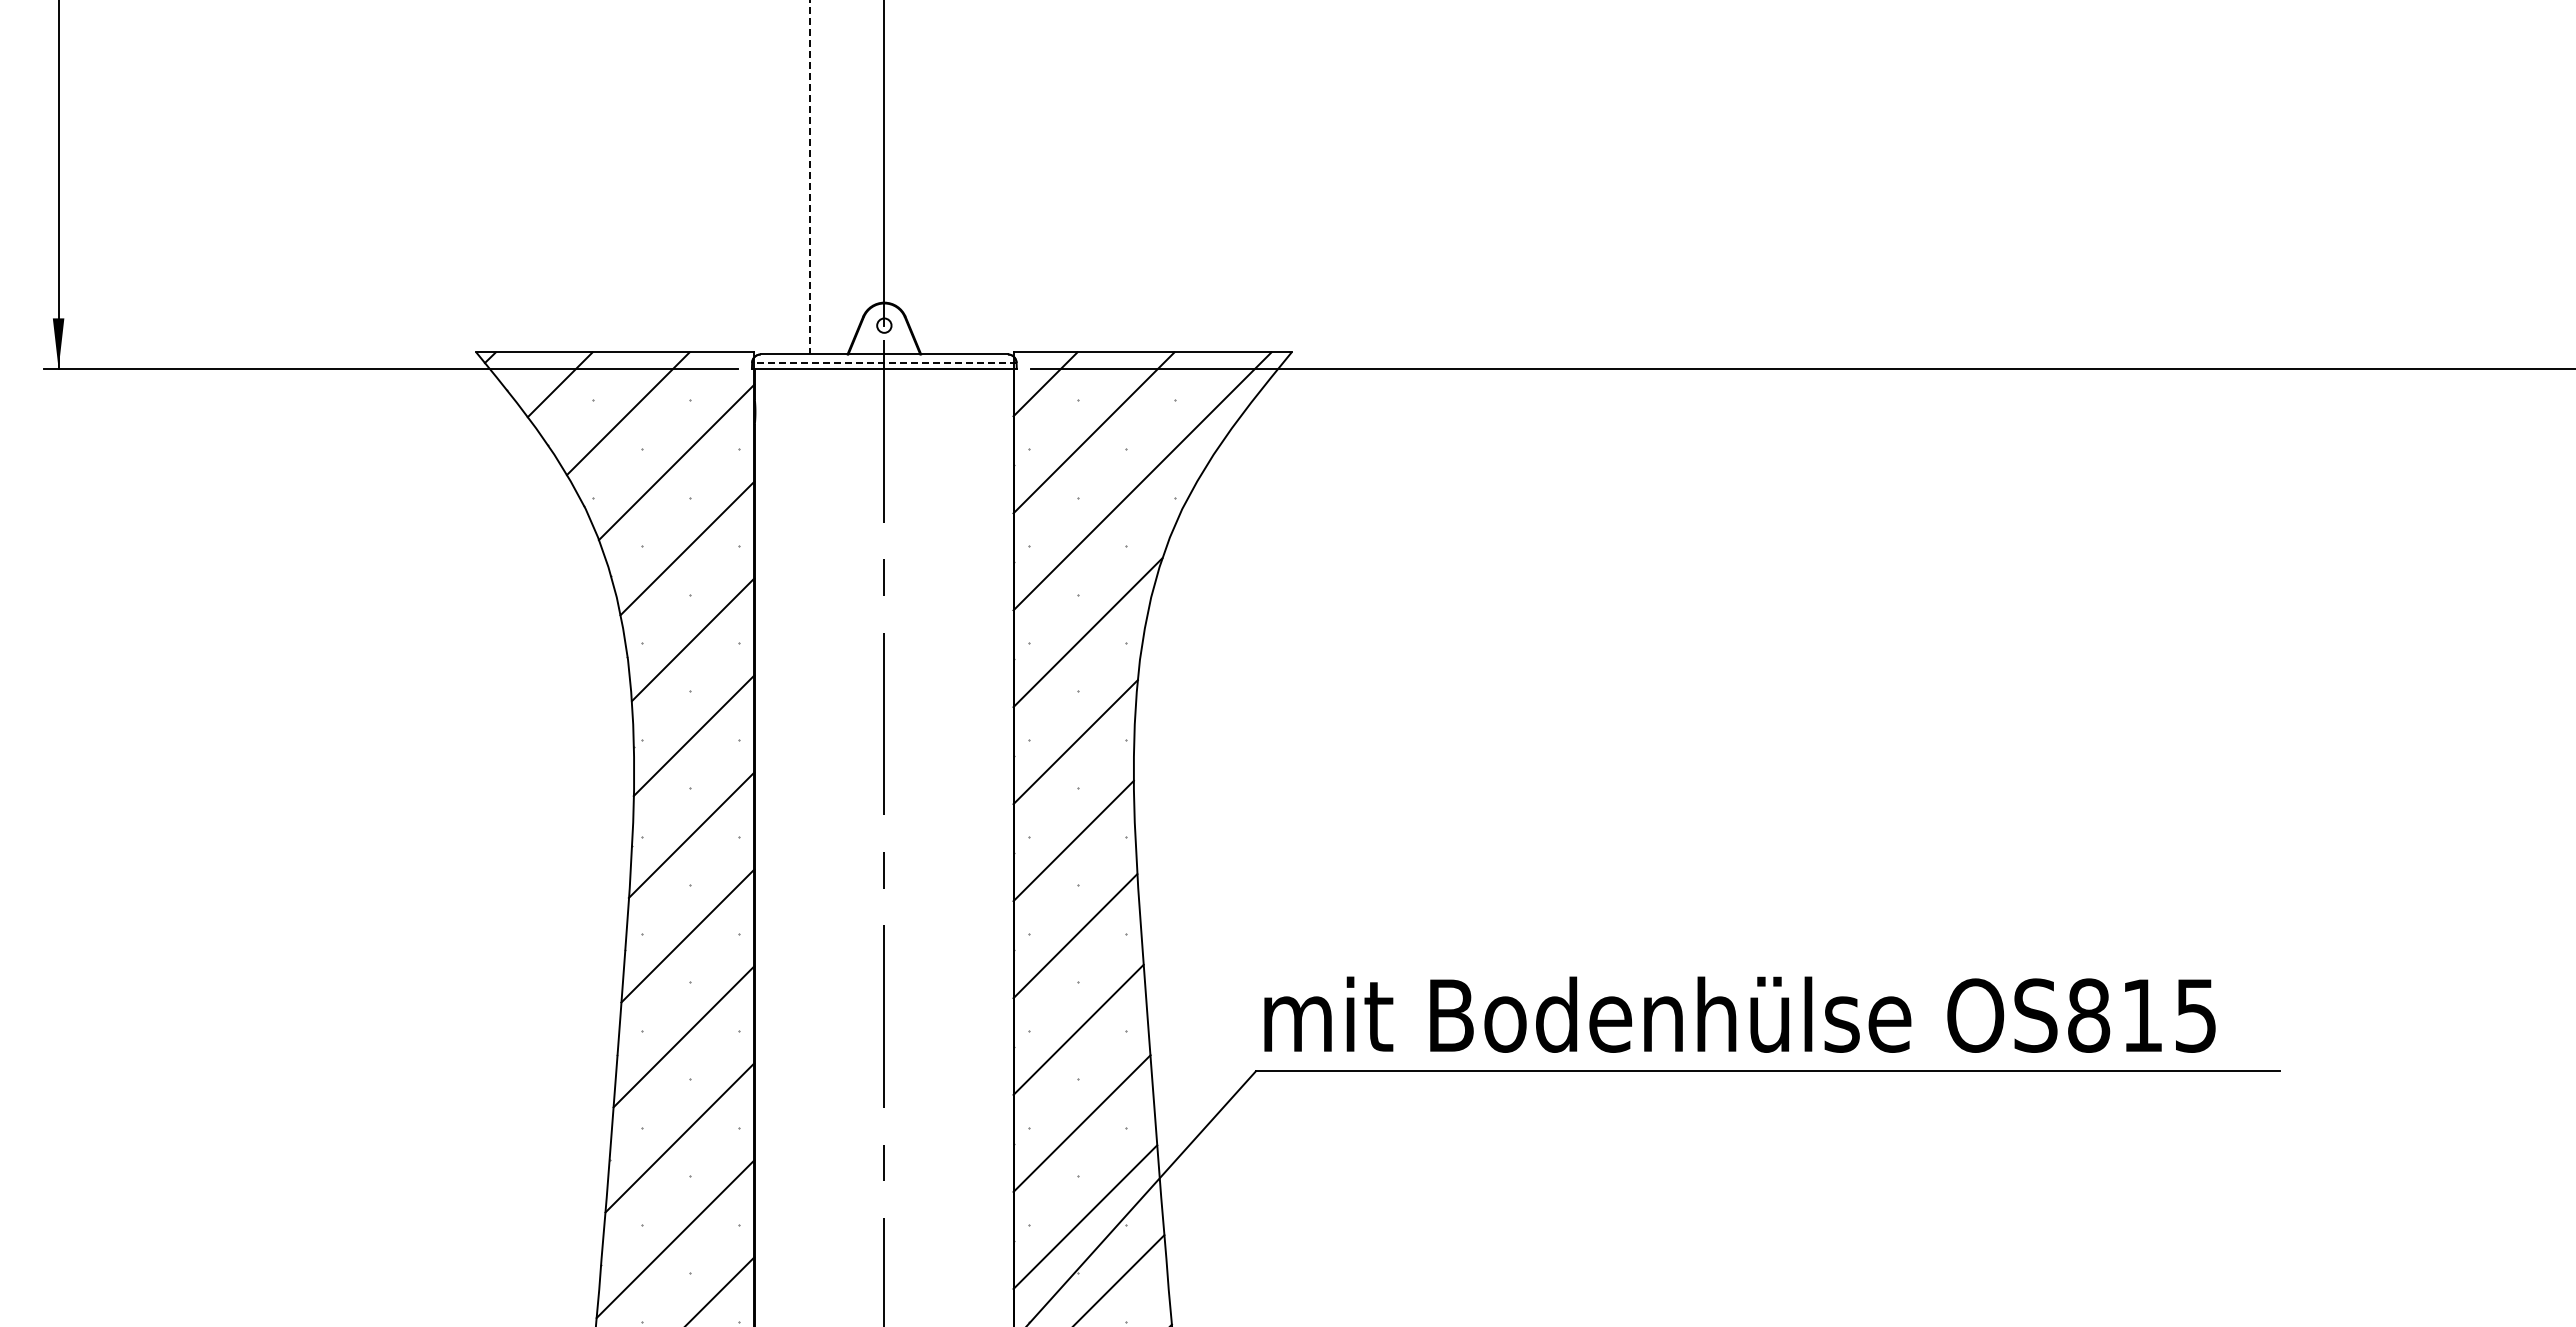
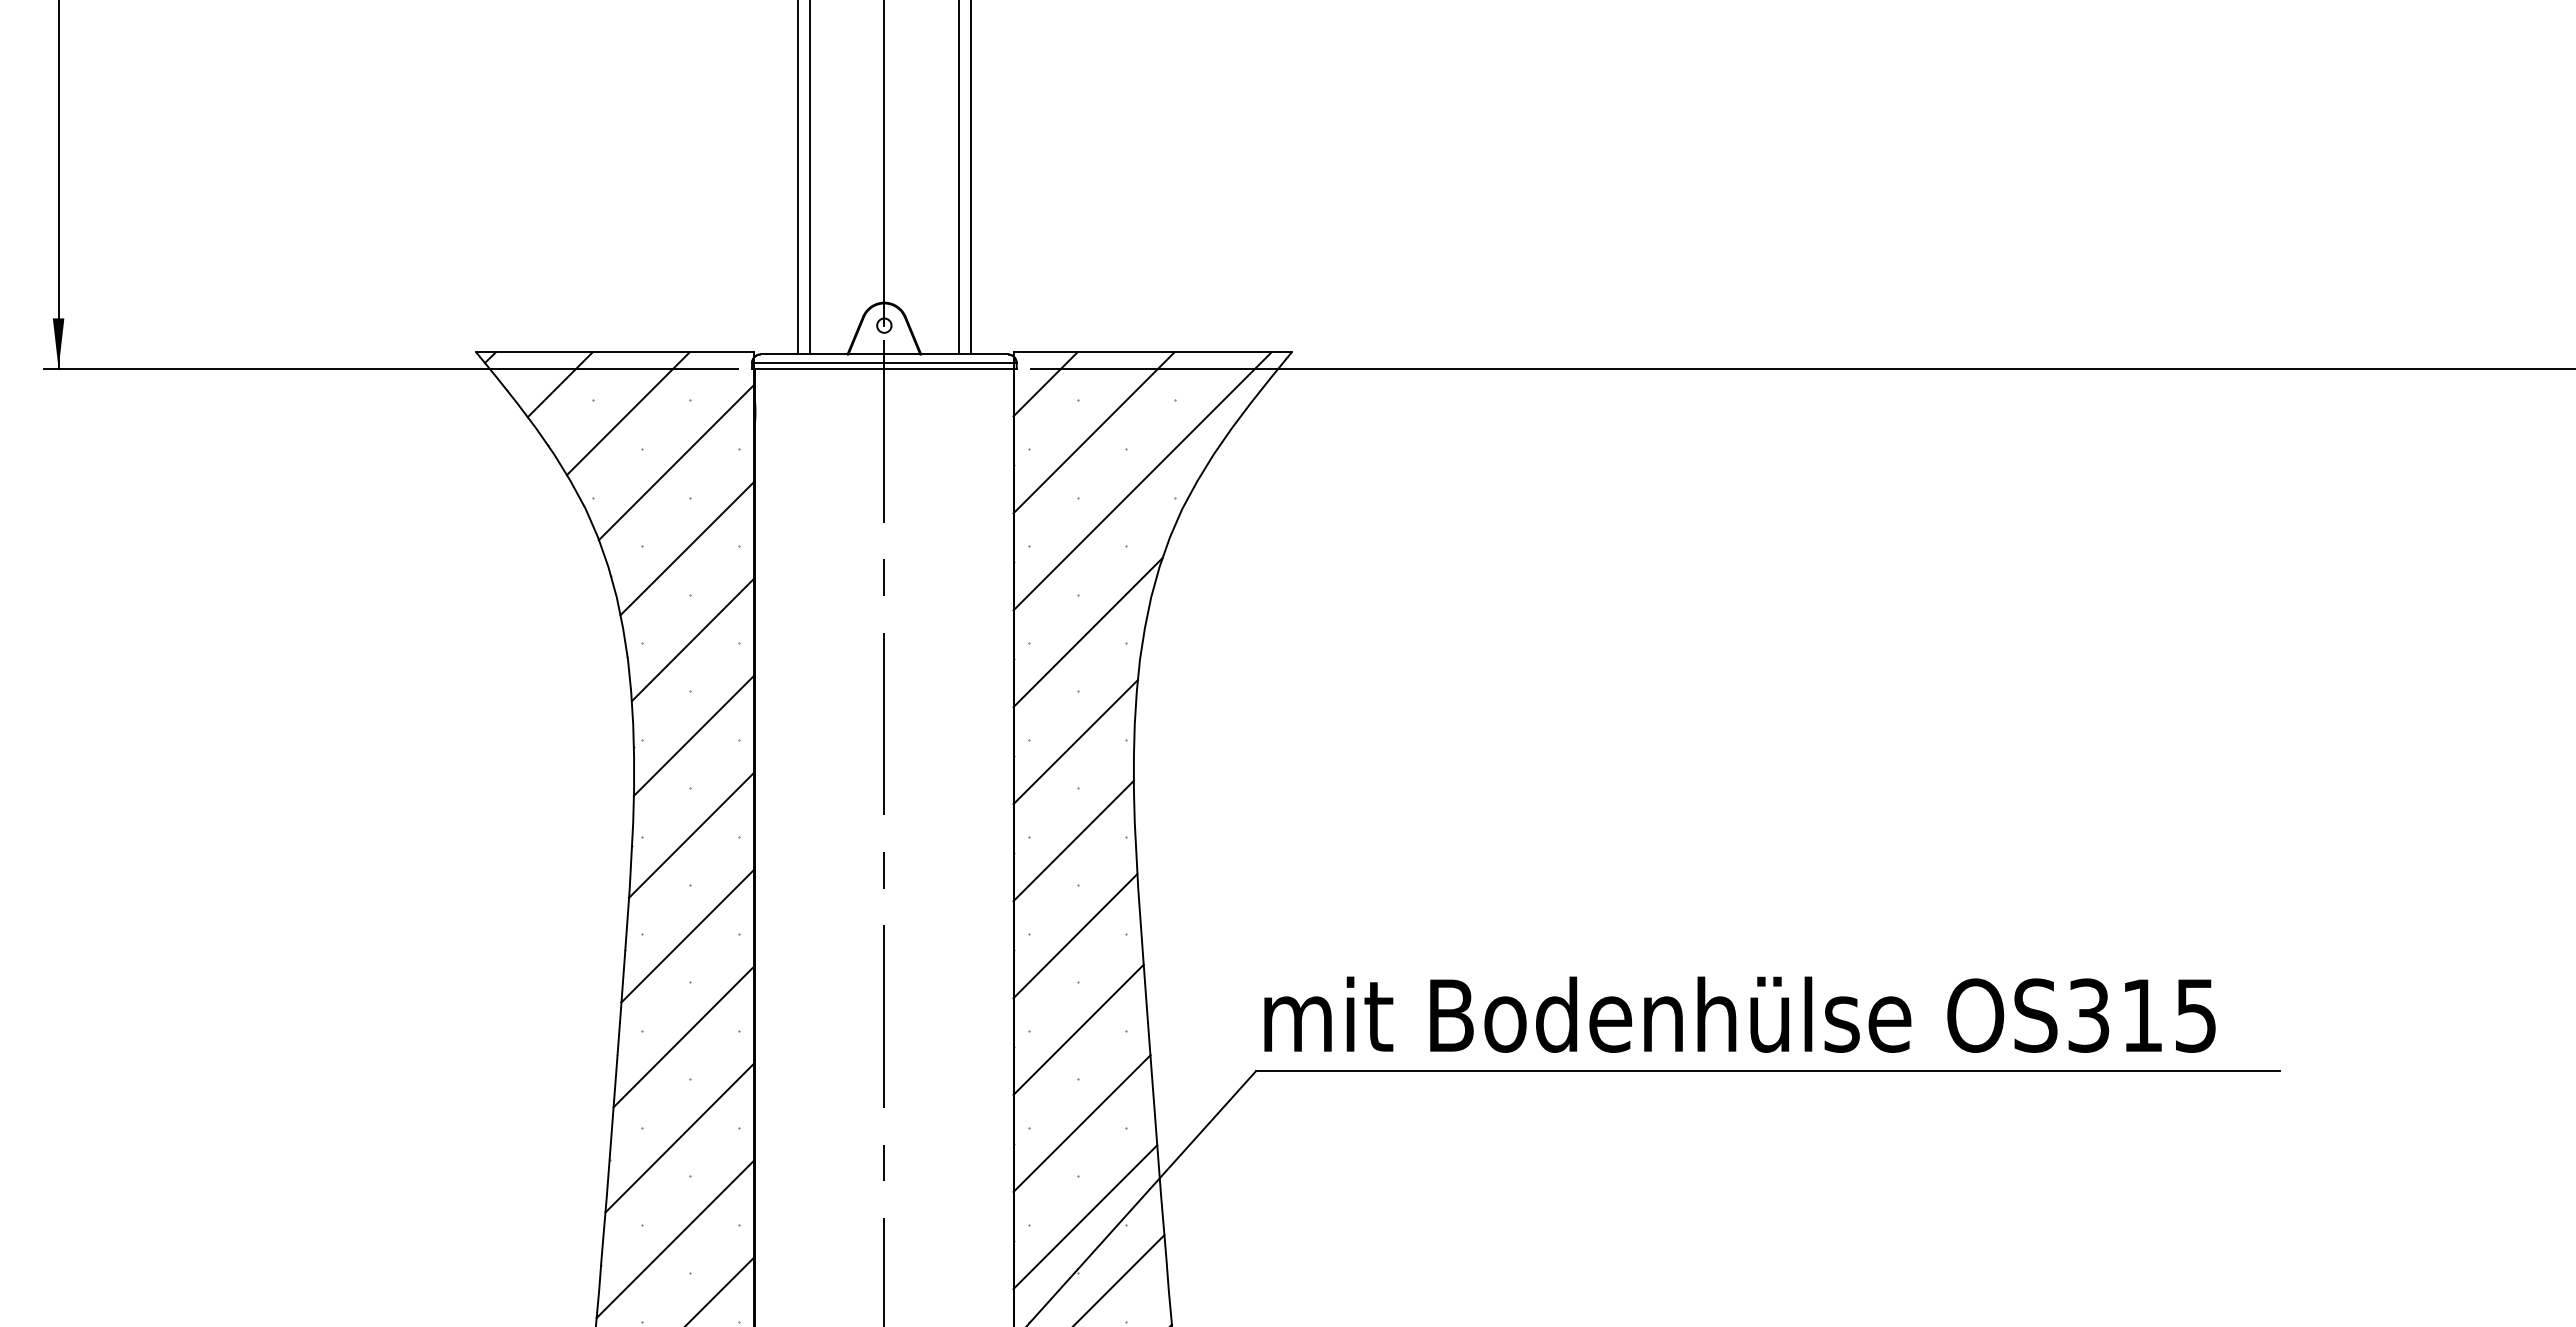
line: dashed -> solid (809, 177)
line: none -> present (797, 178)
line: none -> present (959, 178)
line: none -> present (970, 178)
line: dashed -> solid (883, 362)
text: OS815 -> OS315 (2089, 1015)
